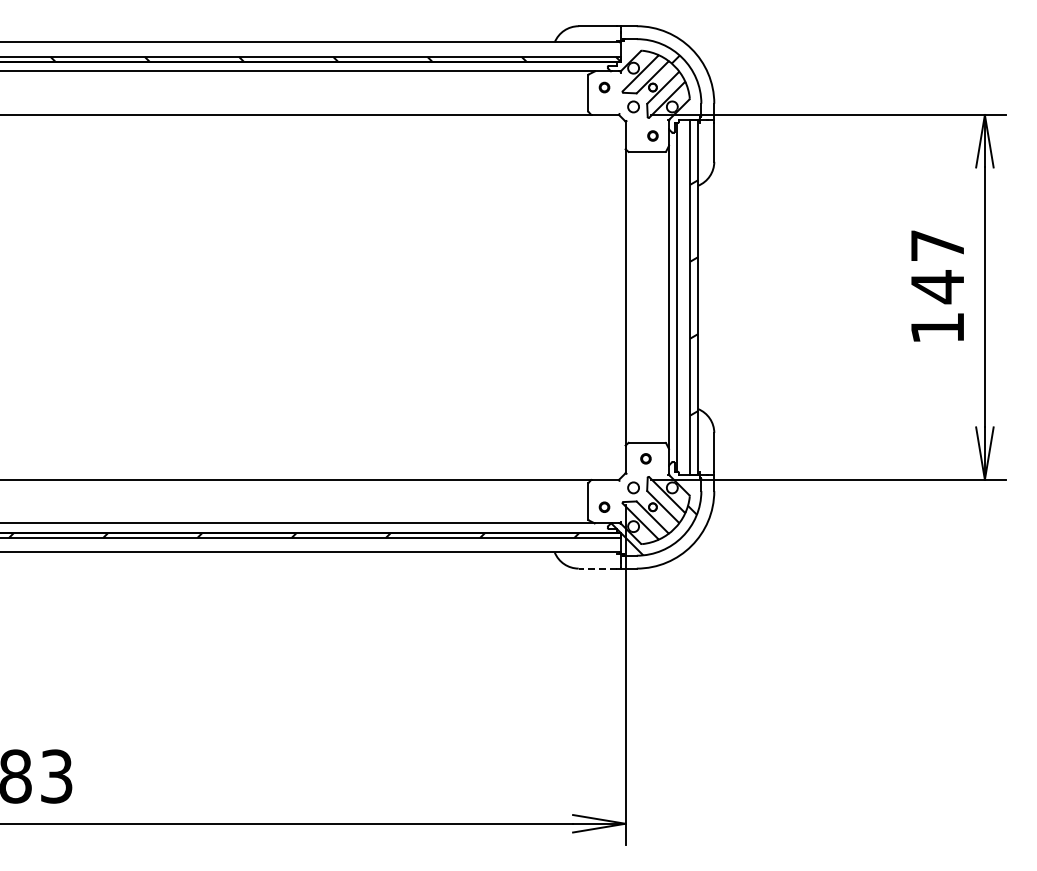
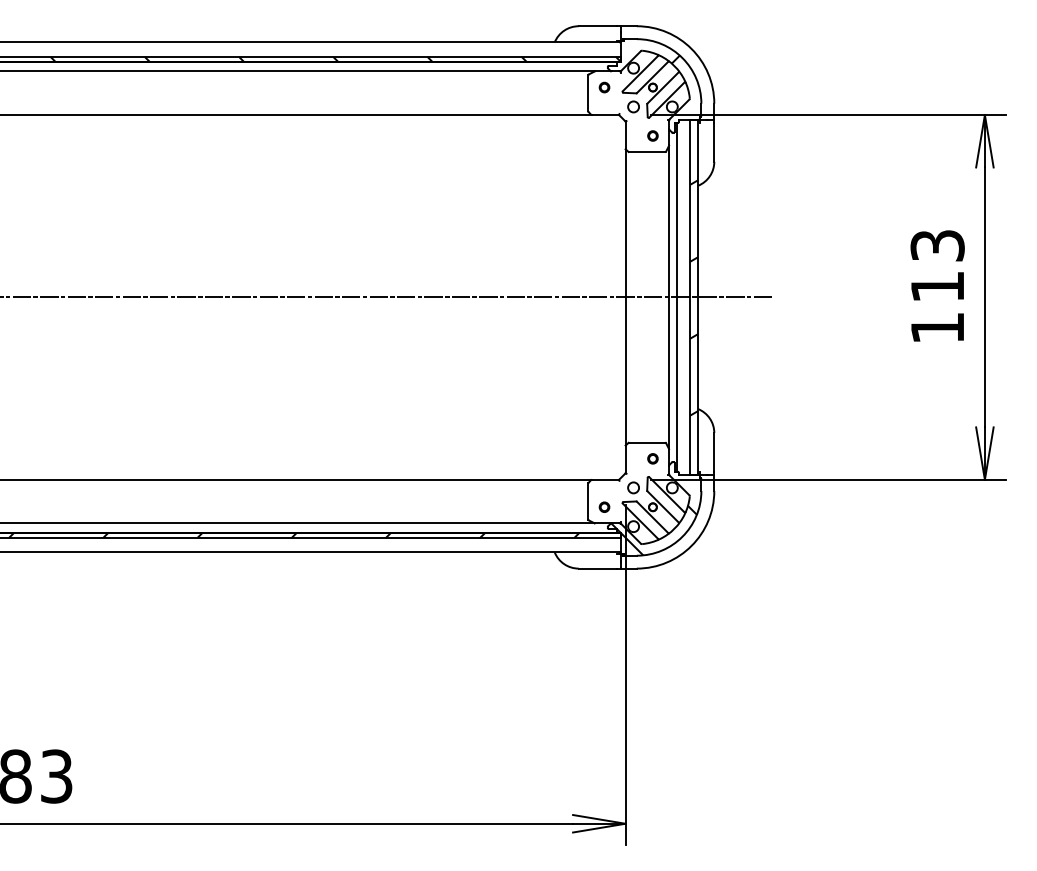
text: 147 -> 113 (937, 267)
line: none -> present (386, 297)
part position: (645, 458) -> (652, 458) (652, 458)
line: dashed -> solid (597, 568)
